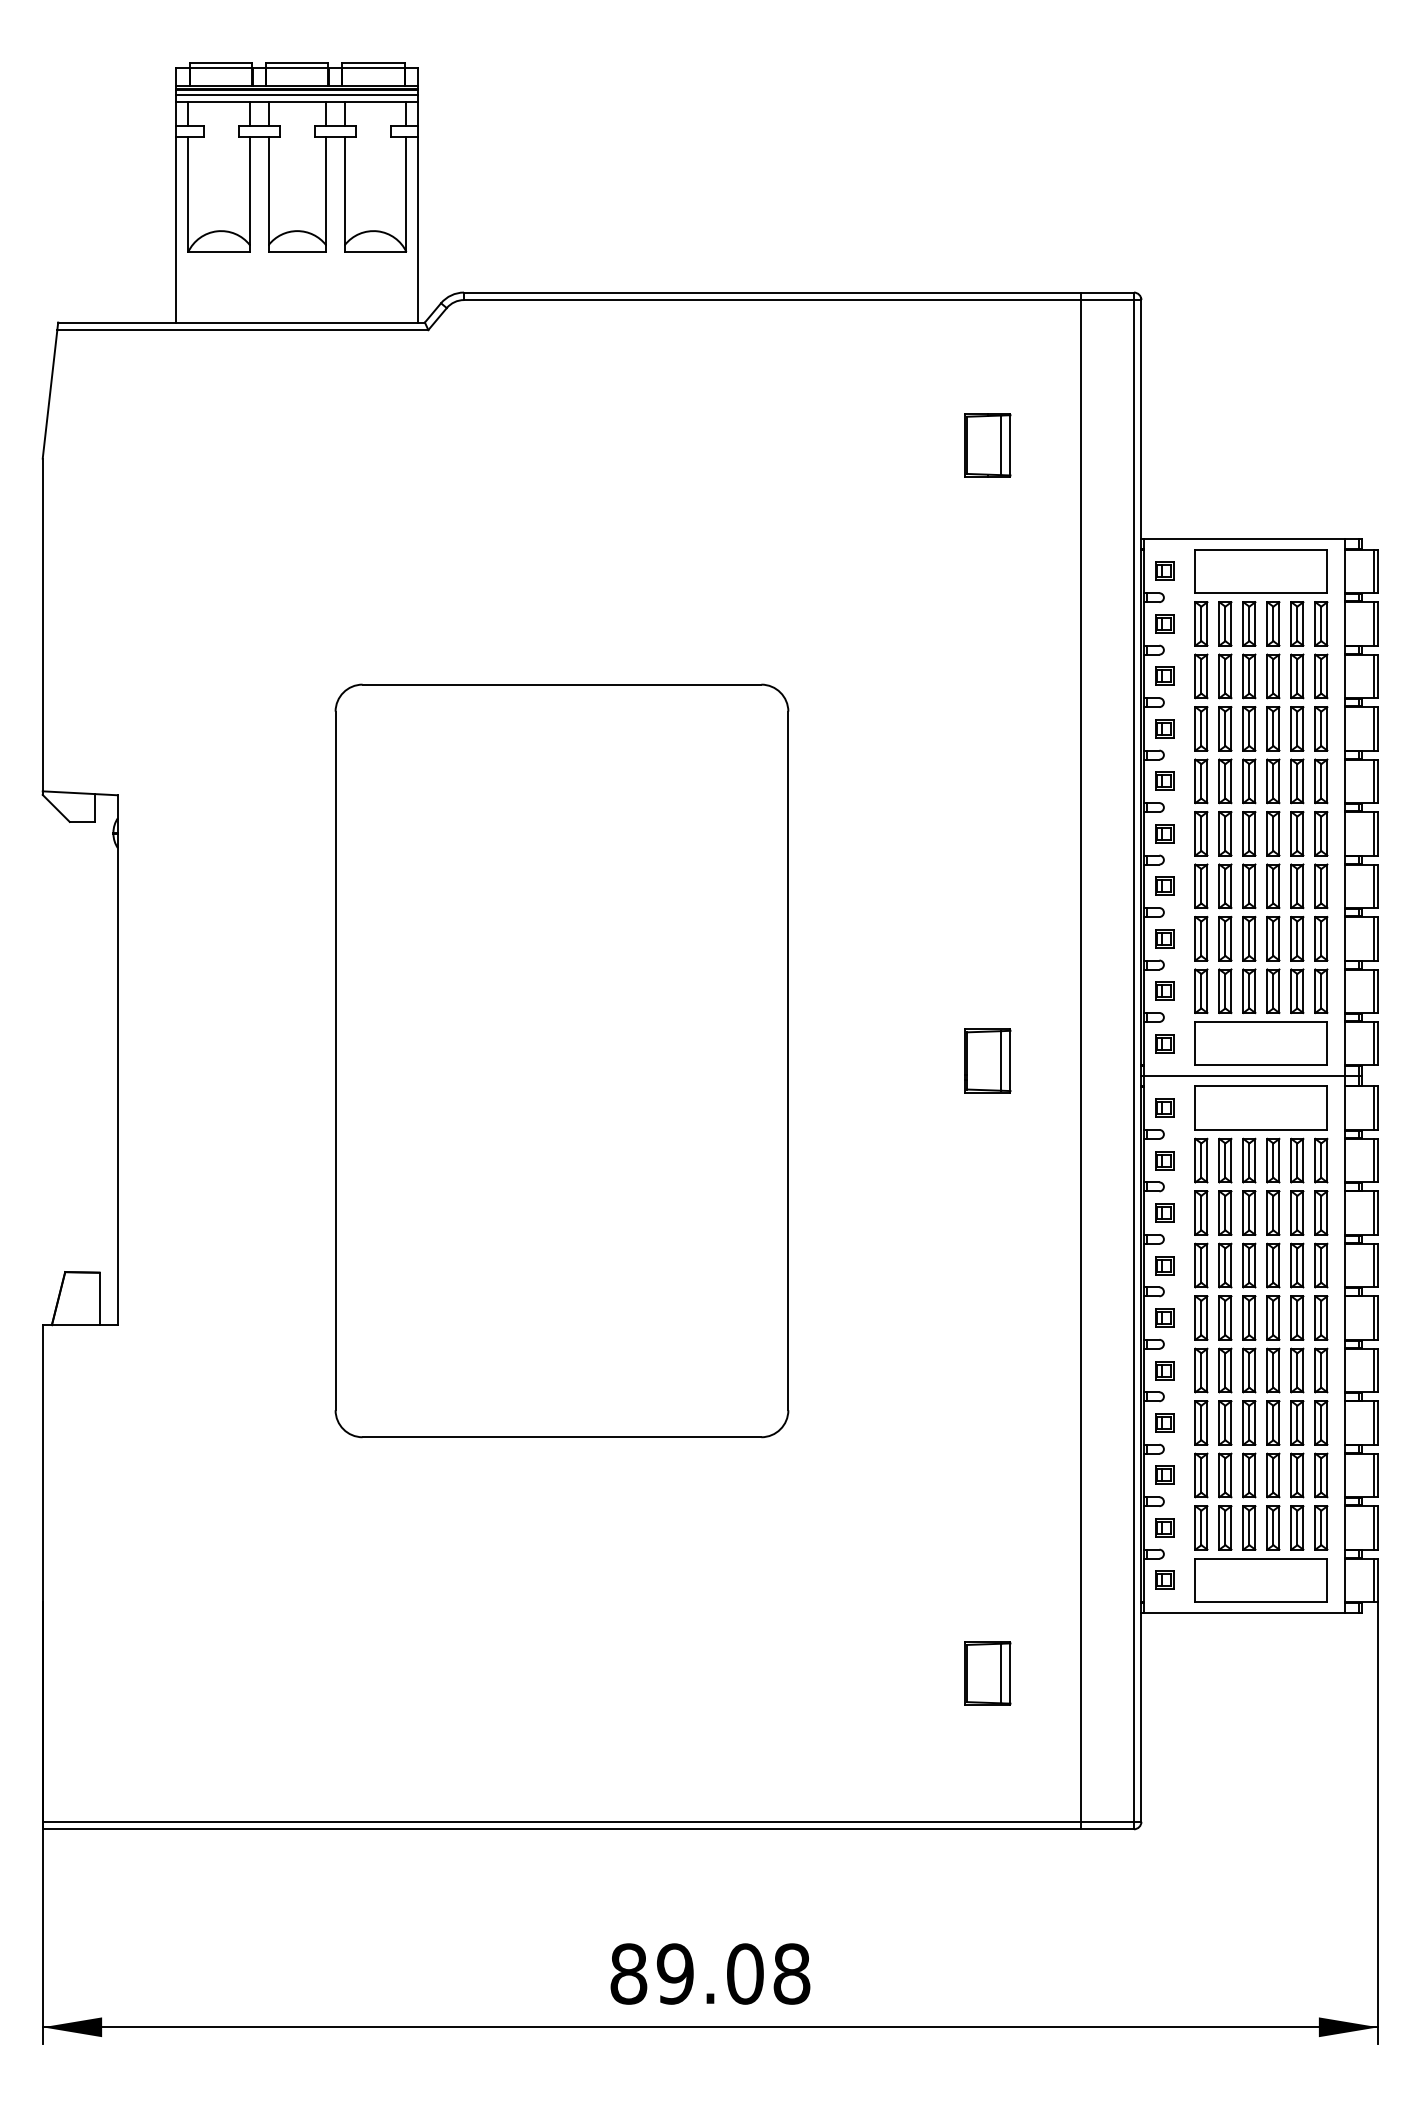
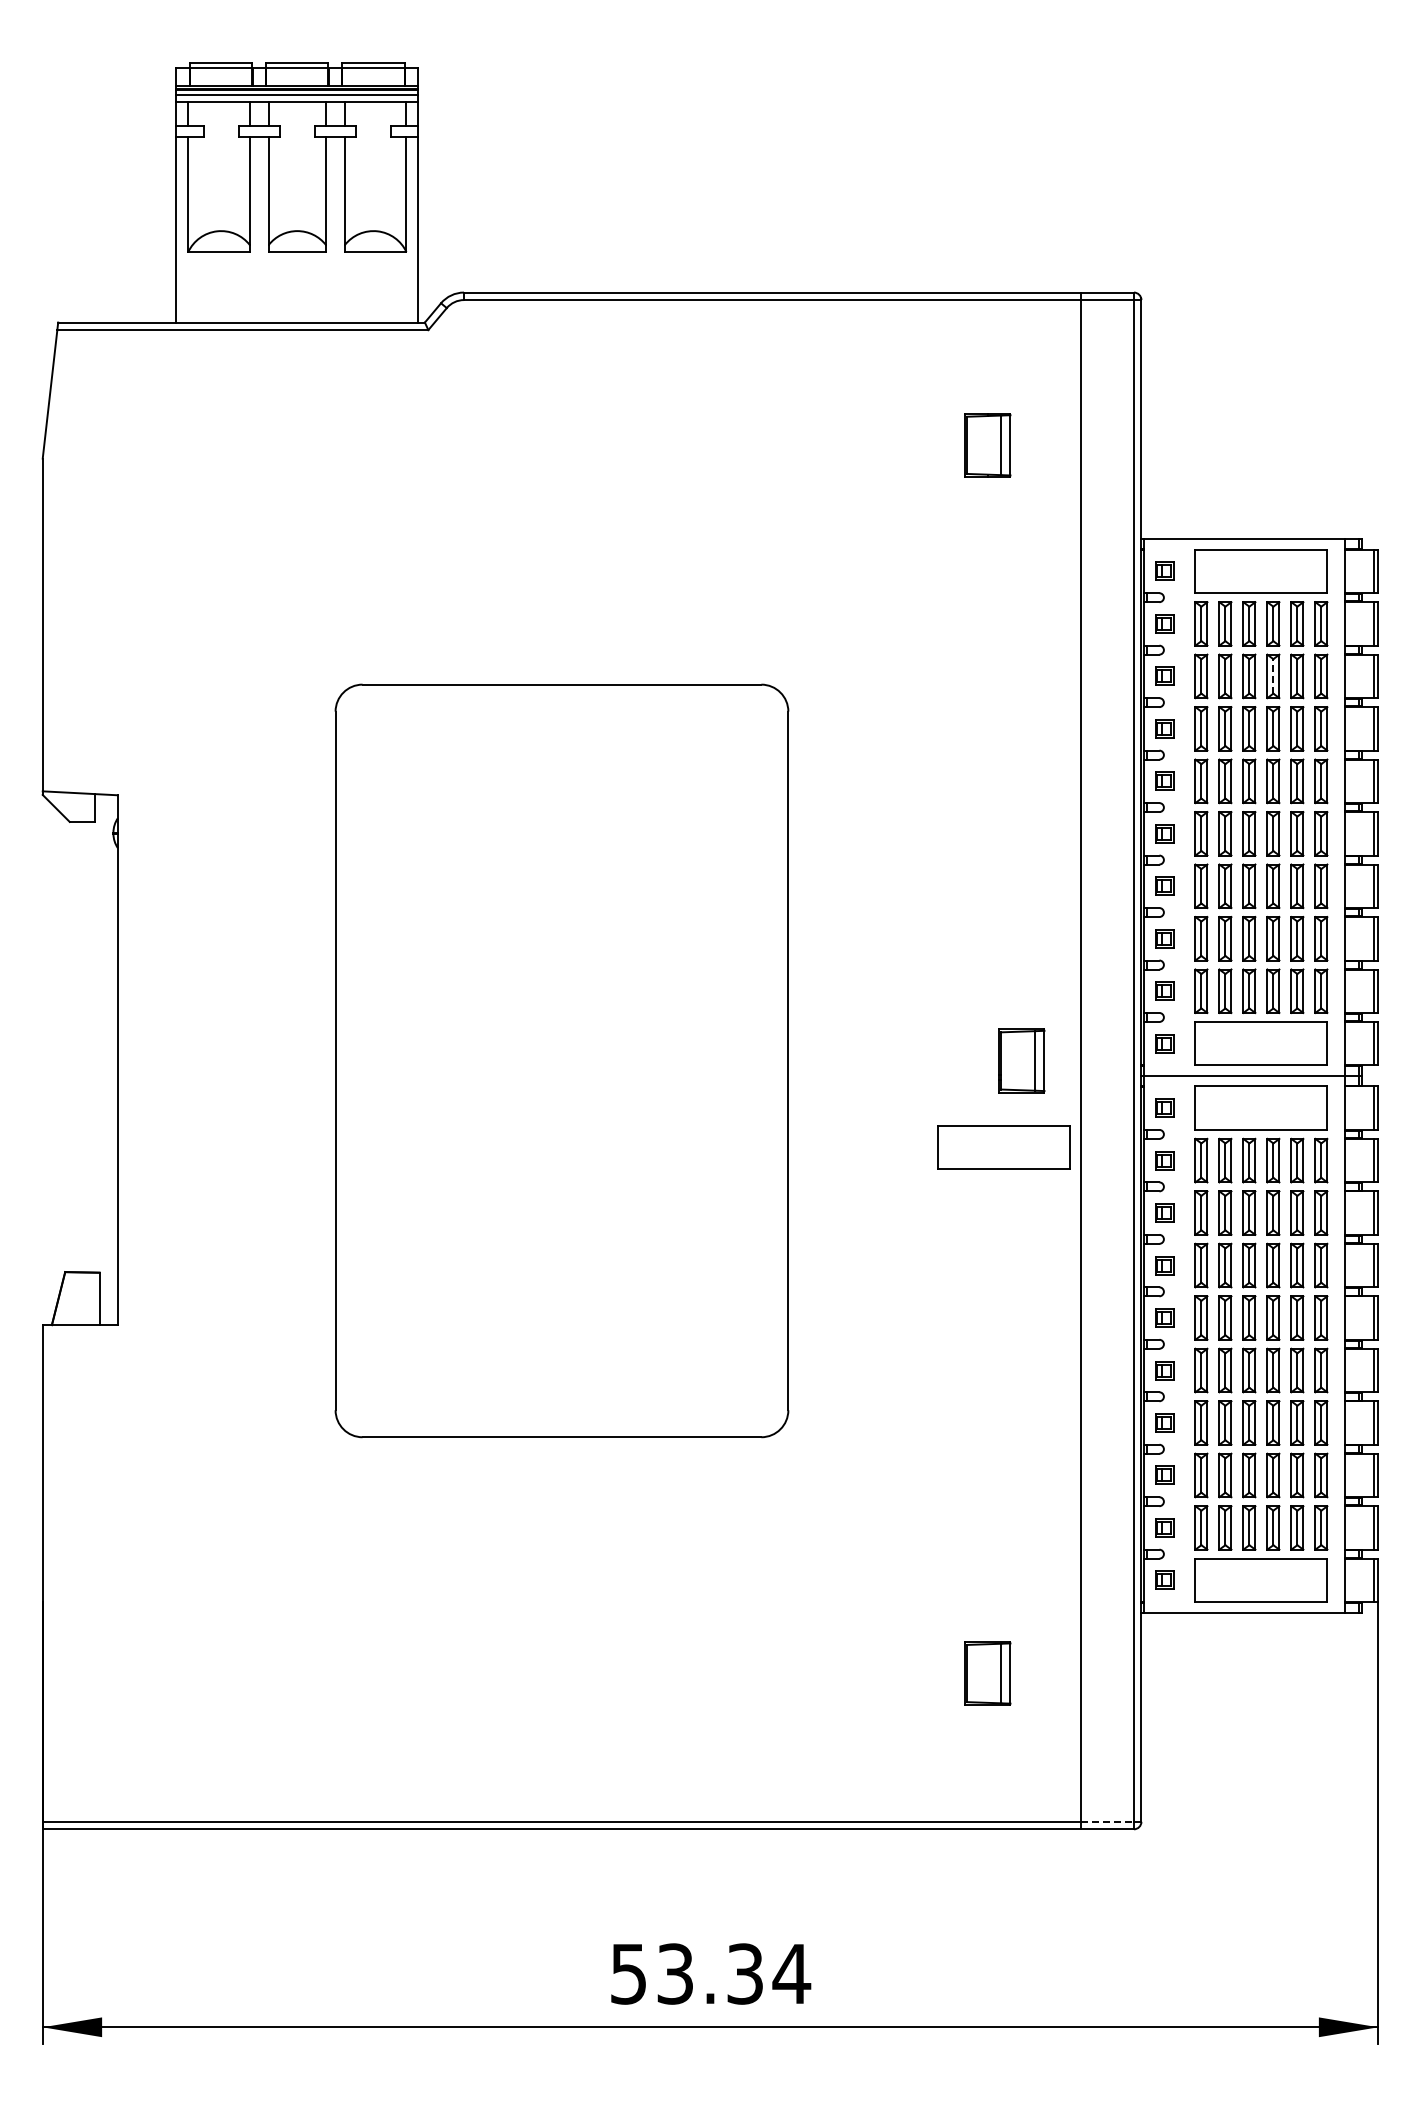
line: solid -> dashed (1273, 675)
part position: (987, 1060) -> (1021, 1060) (1021, 1060)
part: none -> present (1003, 1147)
line: solid -> dashed (1108, 1821)
text: 89.08 -> 53.34 (710, 1973)
